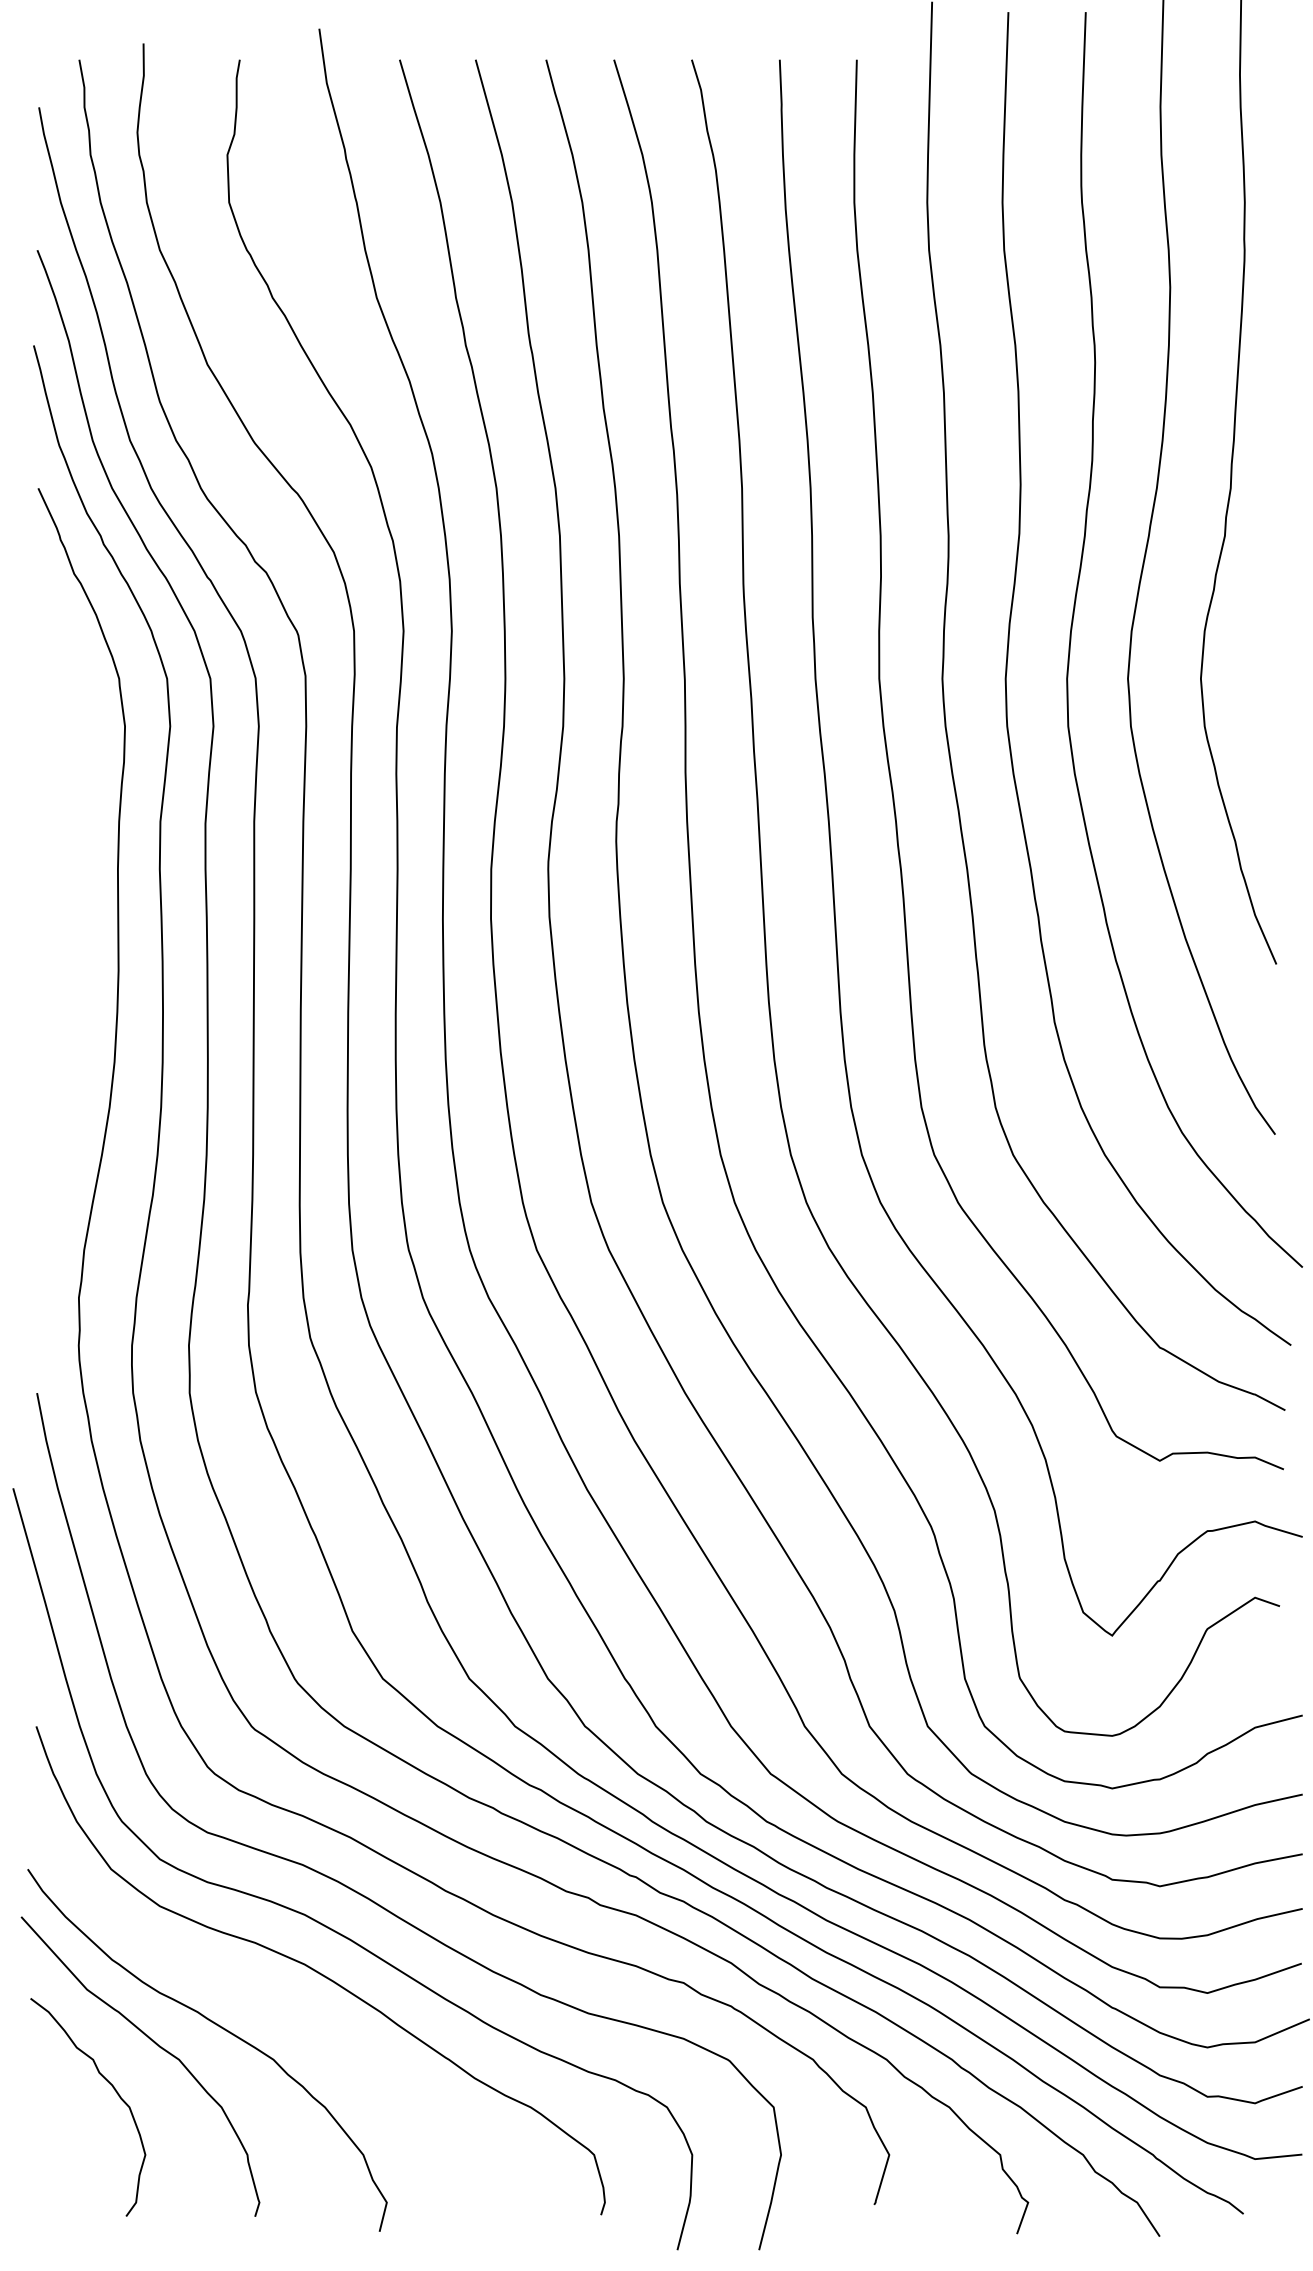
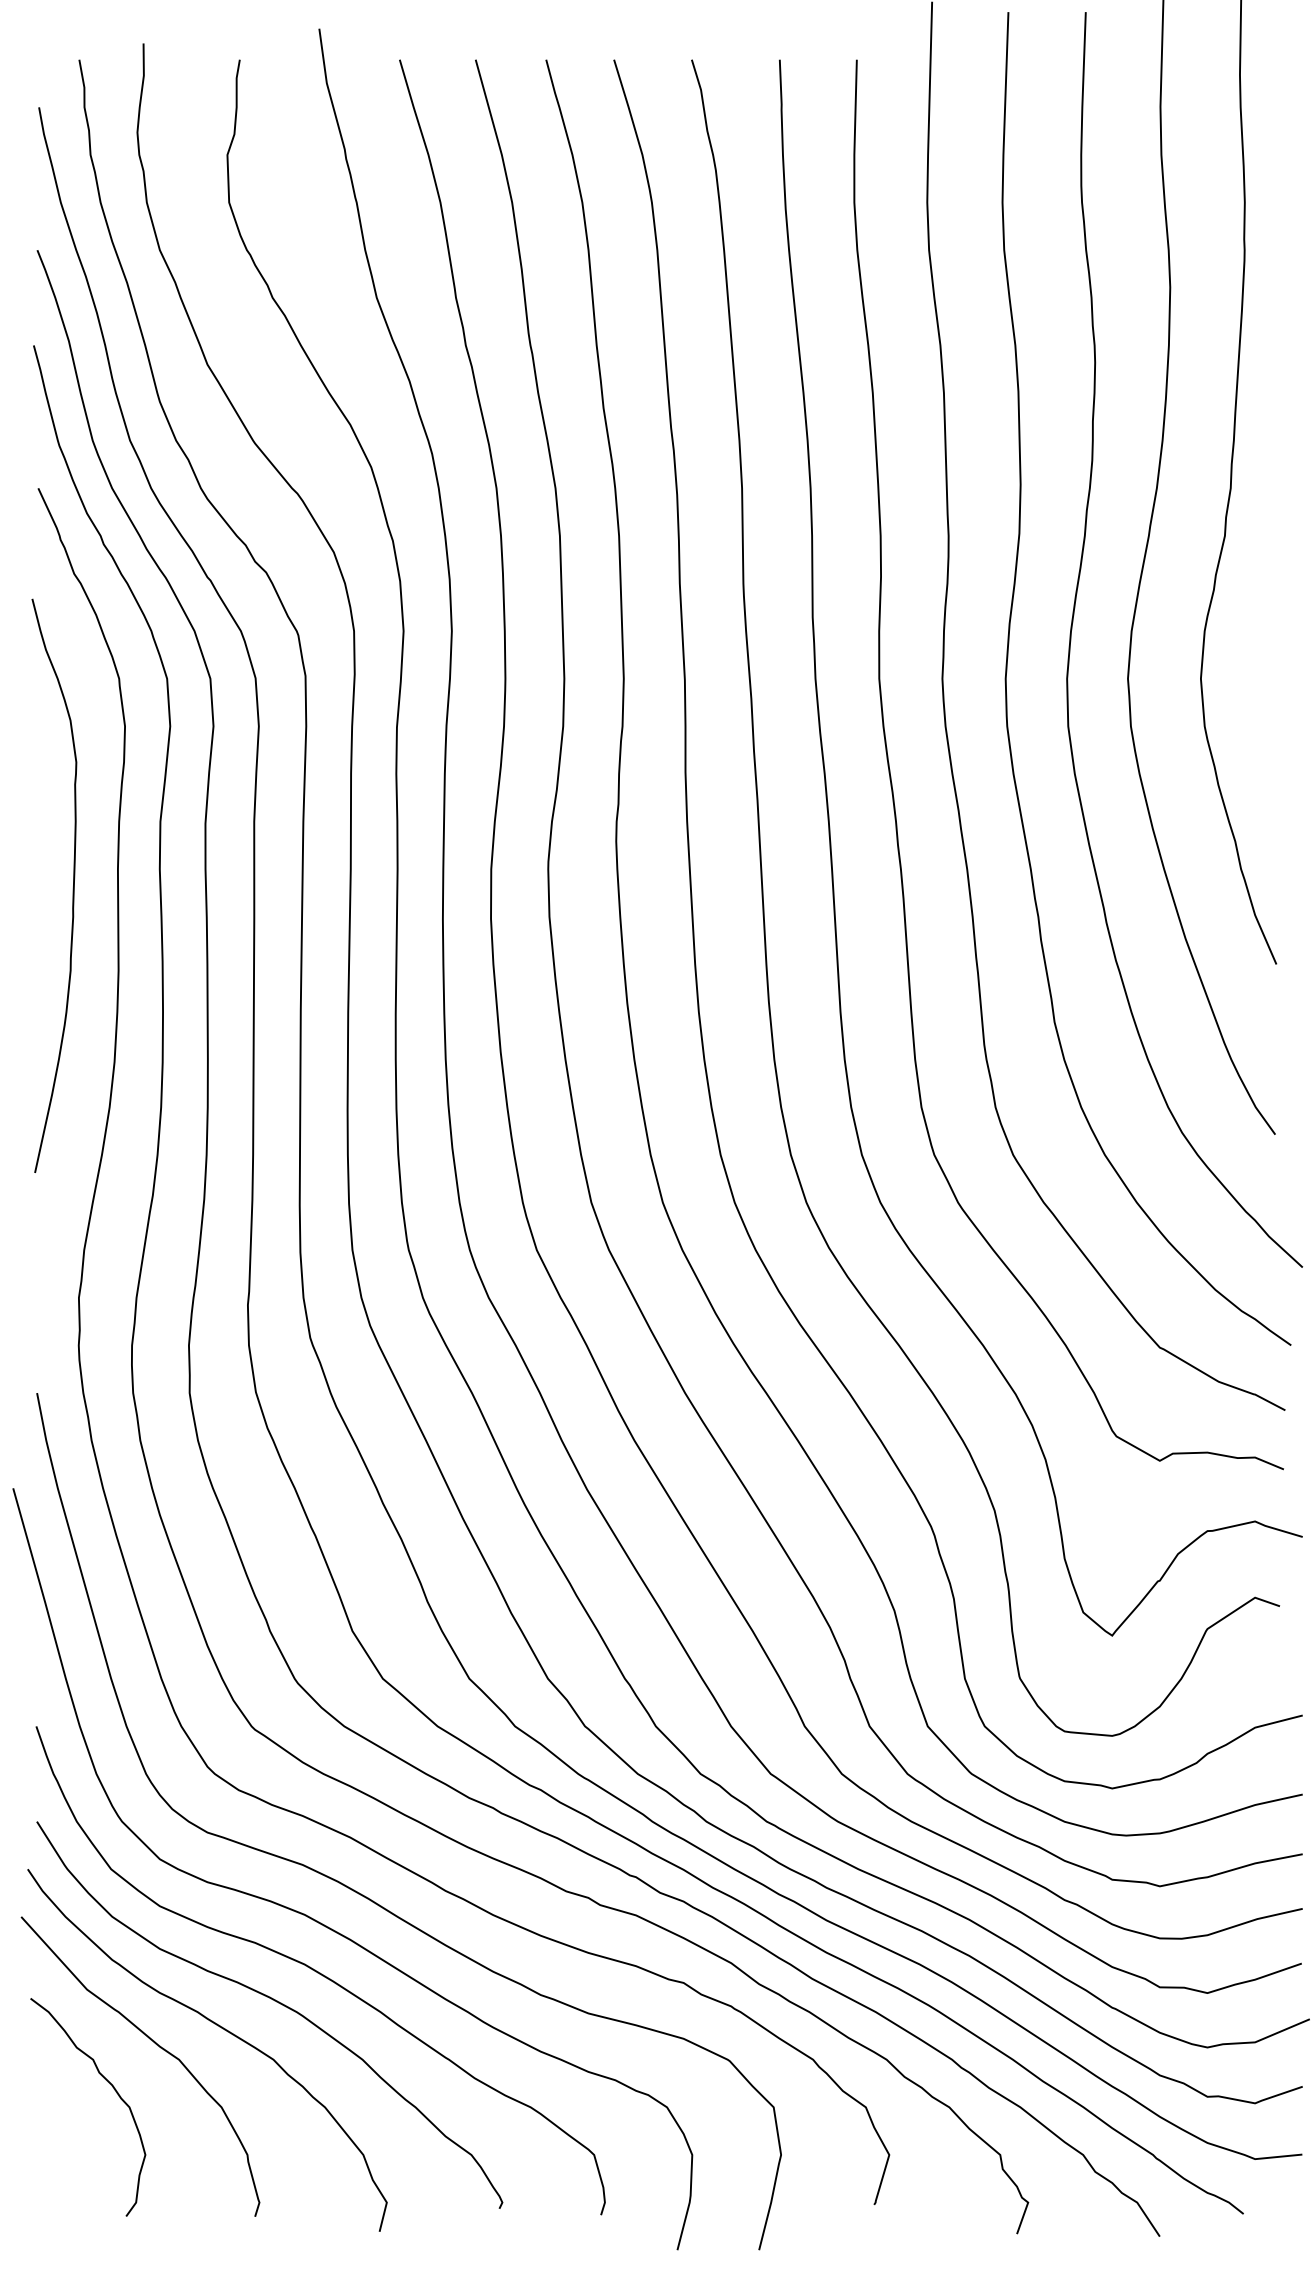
curve: none -> present (72, 888)
curve: none -> present (276, 2002)
